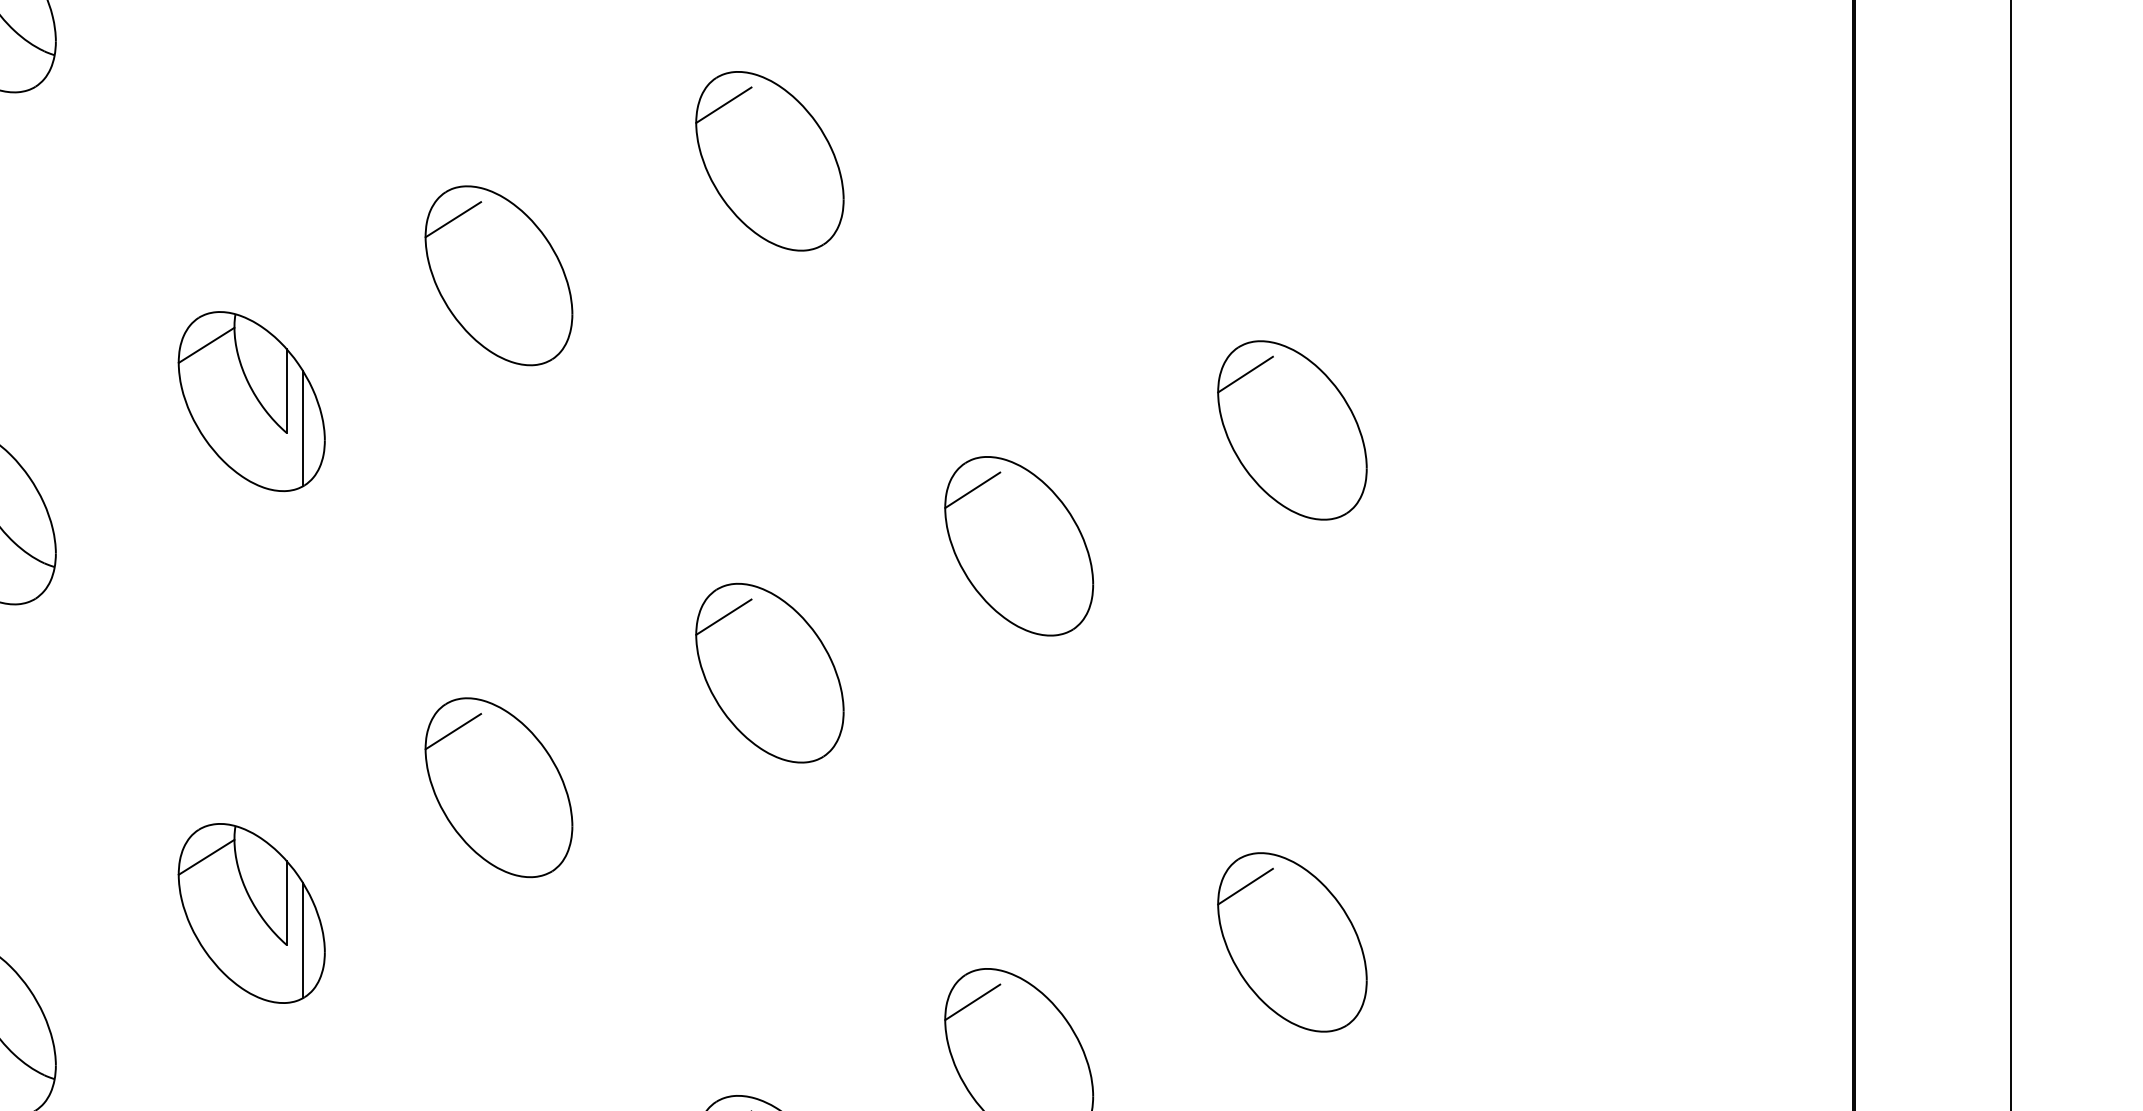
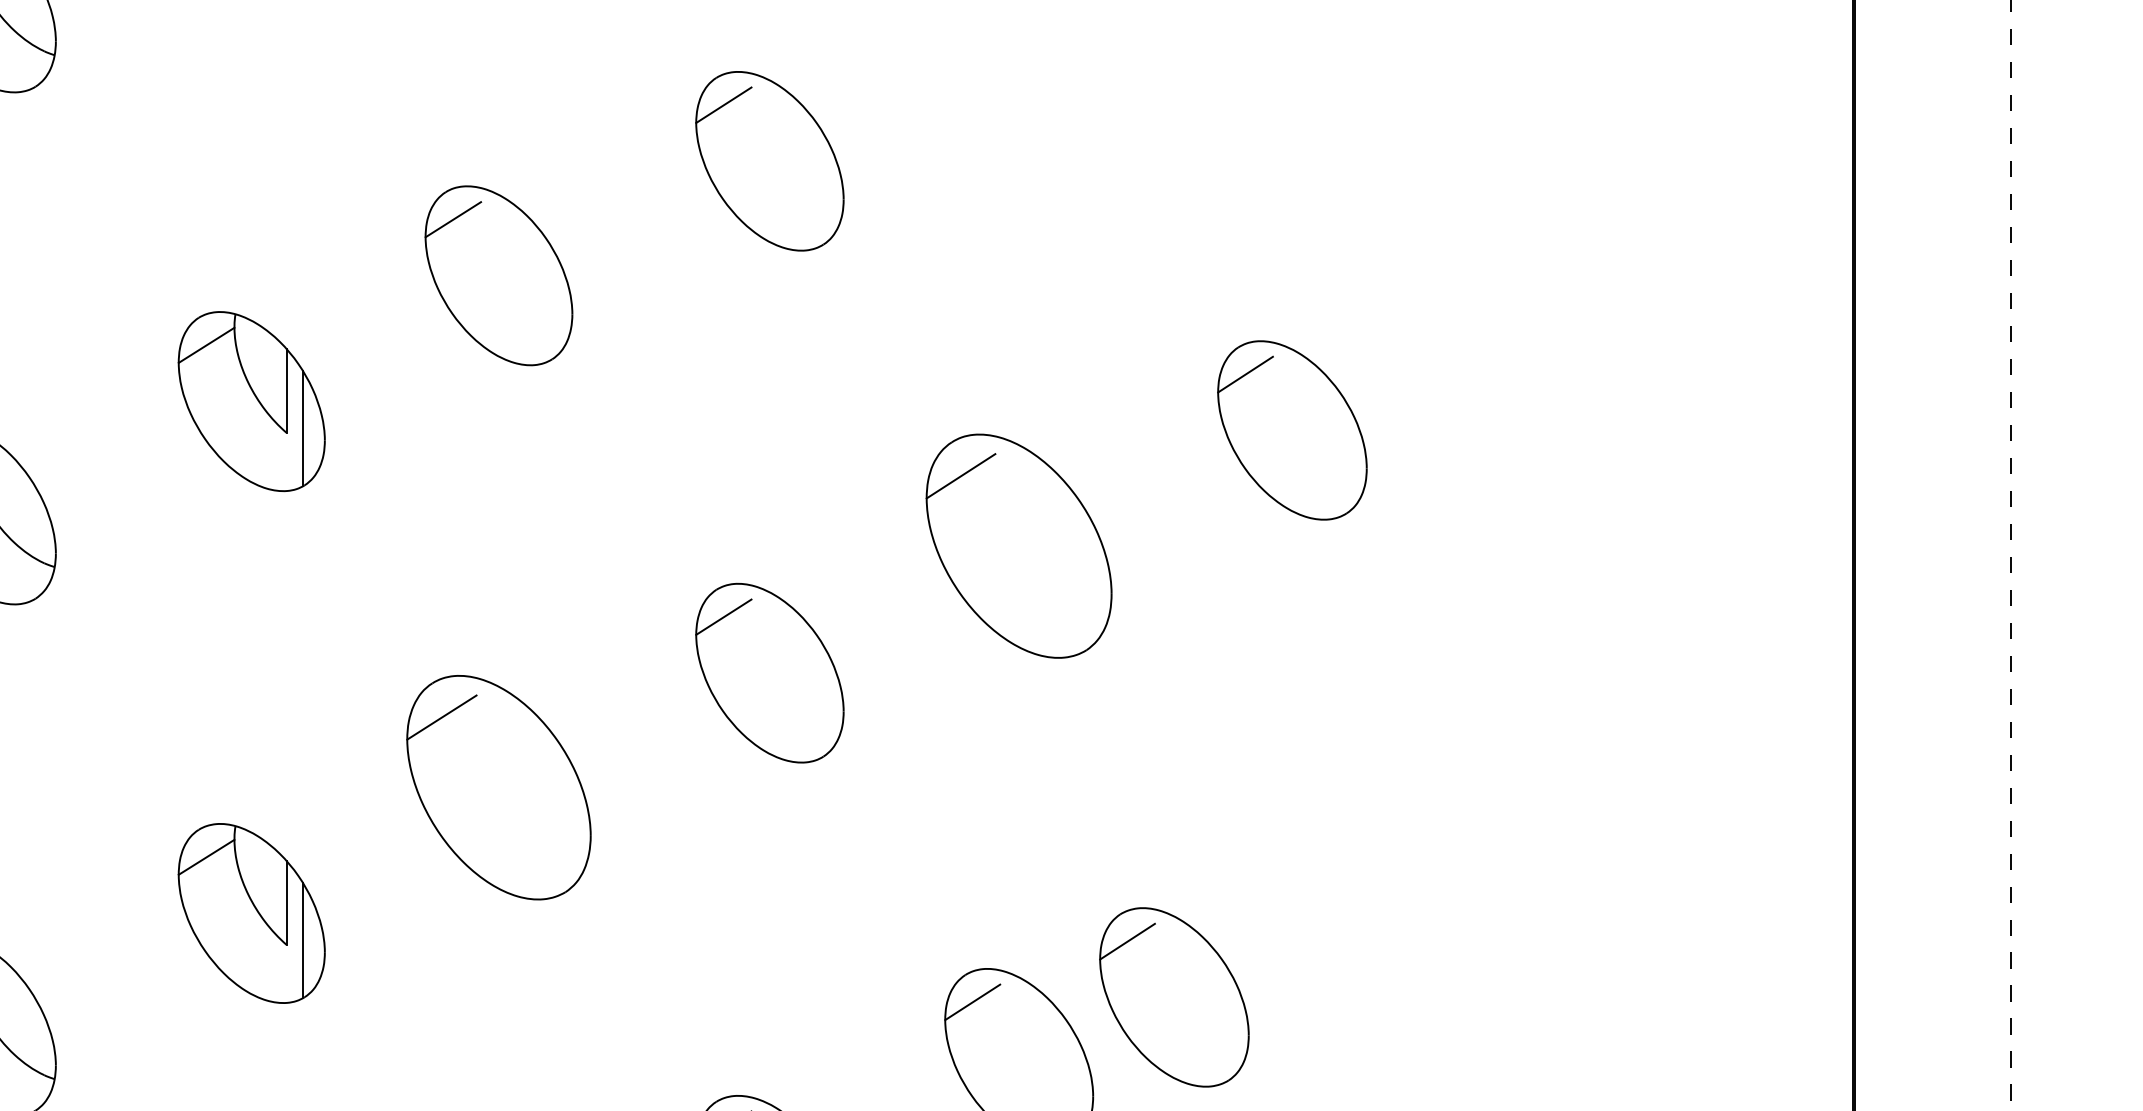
part size: 151x181 px -> 188x226 px (1018, 545)
line: solid -> dashed (2010, 555)
part size: 150x182 px -> 186x226 px (498, 787)
part position: (1292, 942) -> (1174, 997) (1174, 997)
